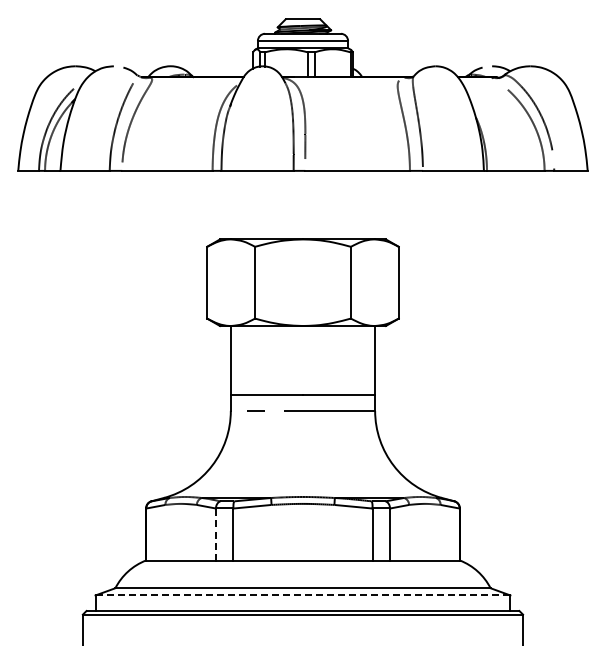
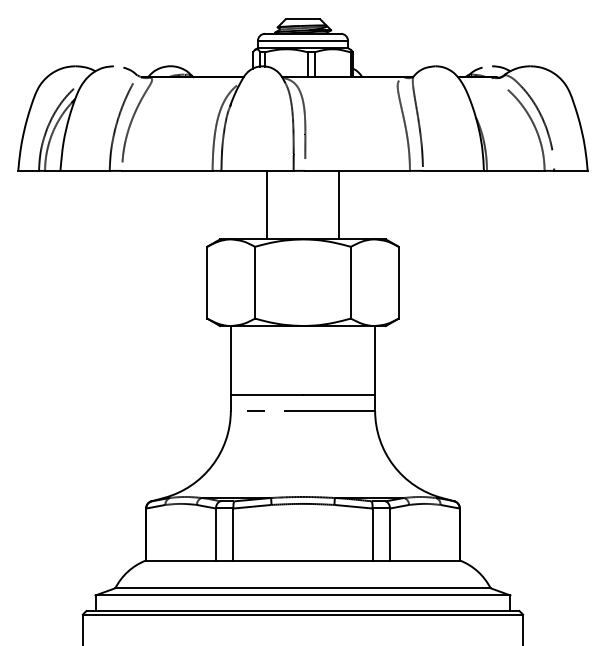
line: none -> present (266, 204)
line: none -> present (339, 204)
line: dashed -> solid (215, 534)
line: dashed -> solid (302, 595)
